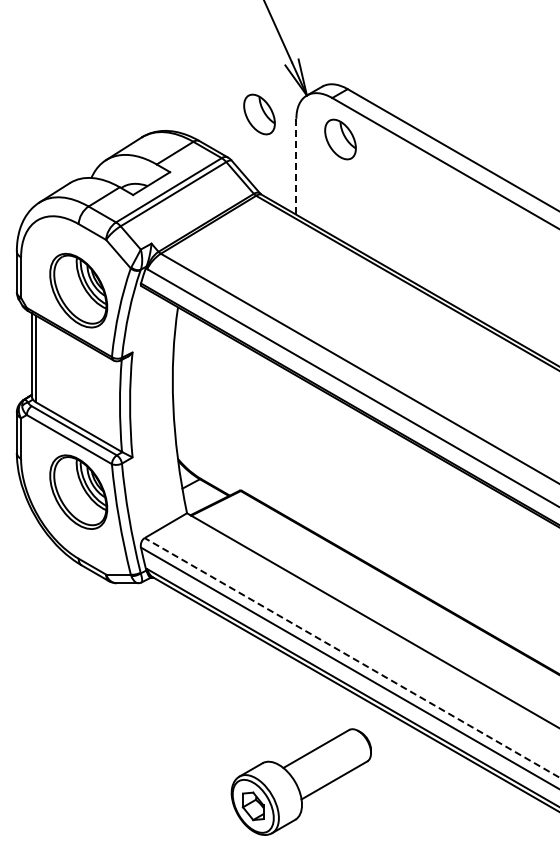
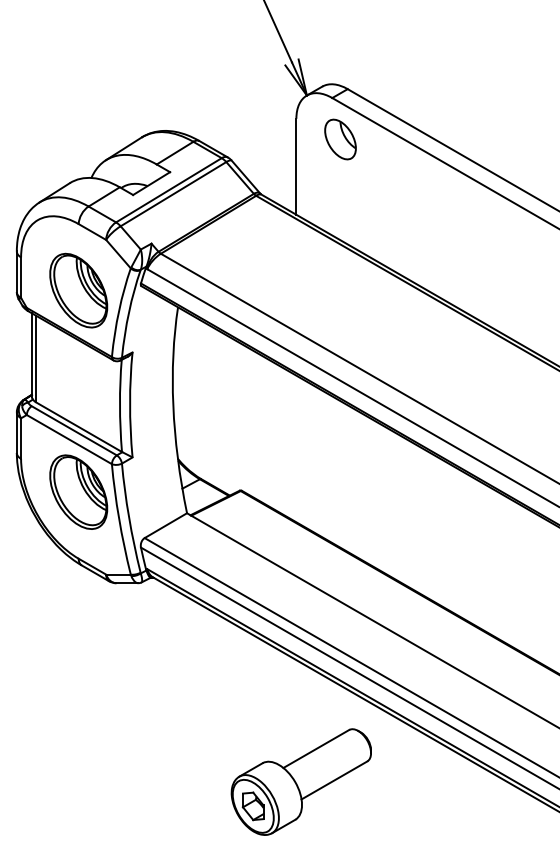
part: present -> none (259, 114)
line: dashed -> solid (296, 166)
line: dashed -> solid (351, 657)
